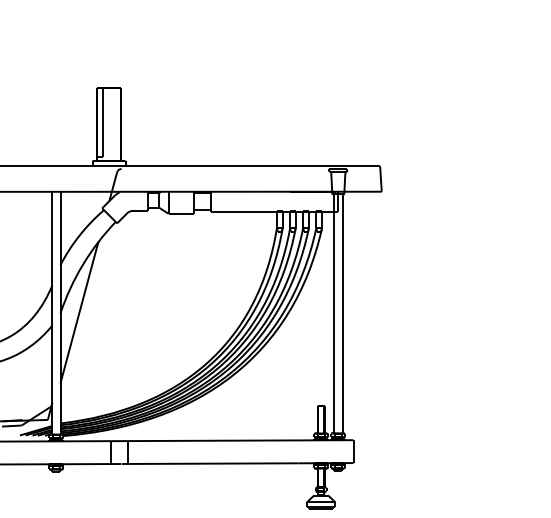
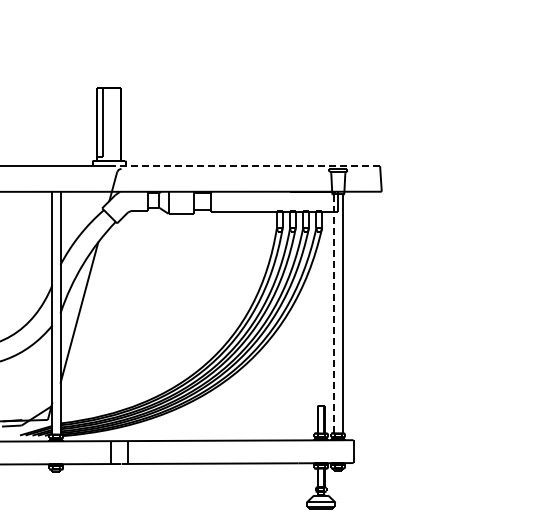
line: solid -> dashed (247, 166)
line: solid -> dashed (334, 313)
